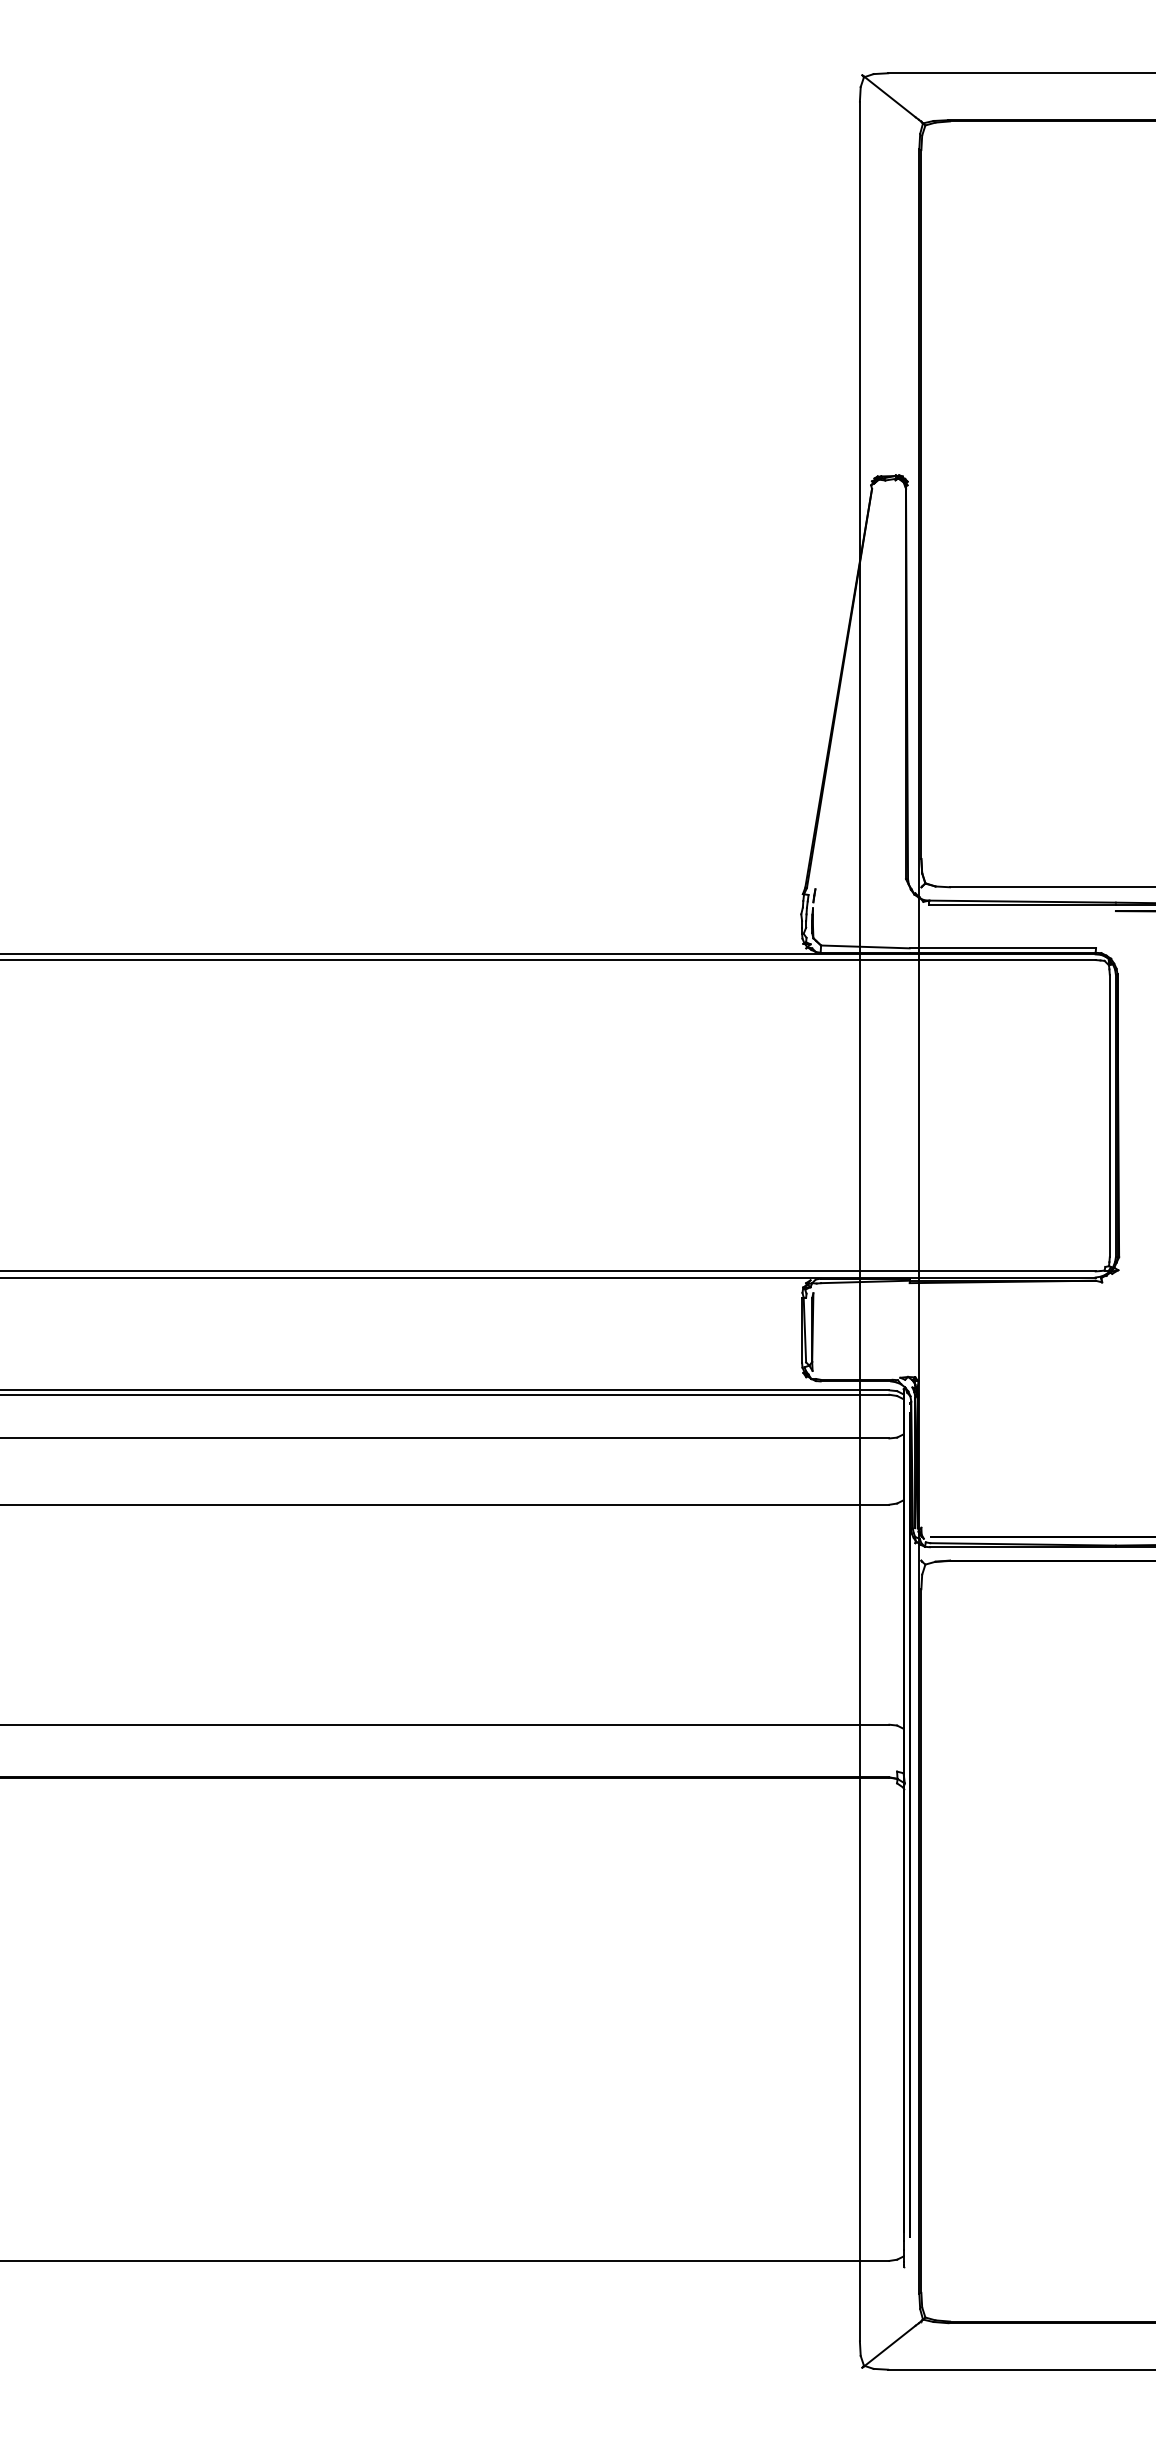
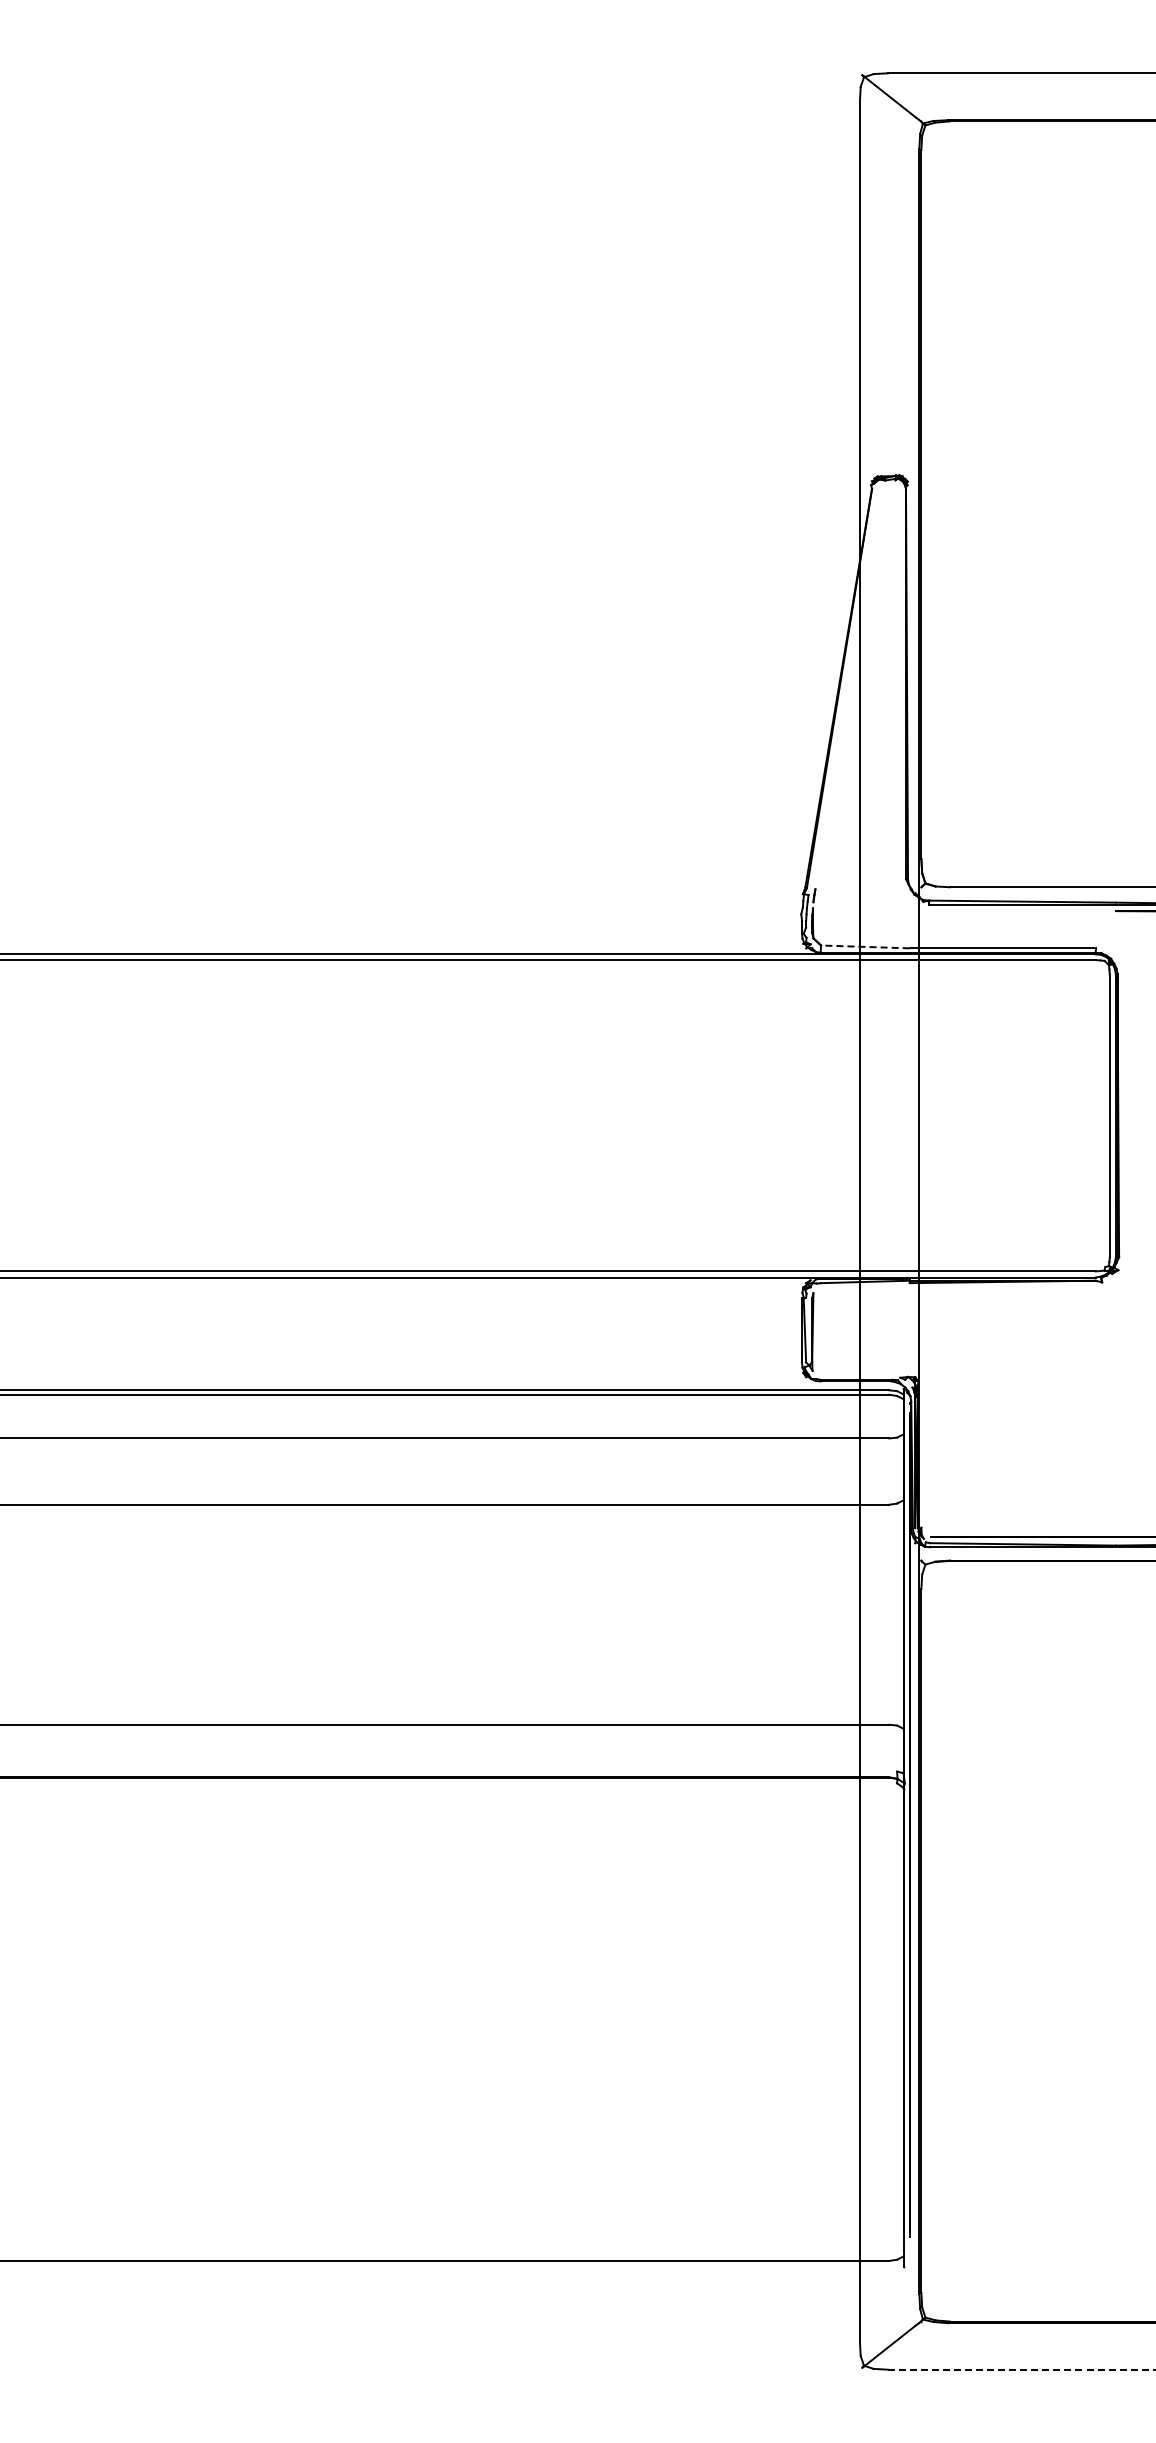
line: solid -> dashed (864, 946)
line: solid -> dashed (1021, 2369)
